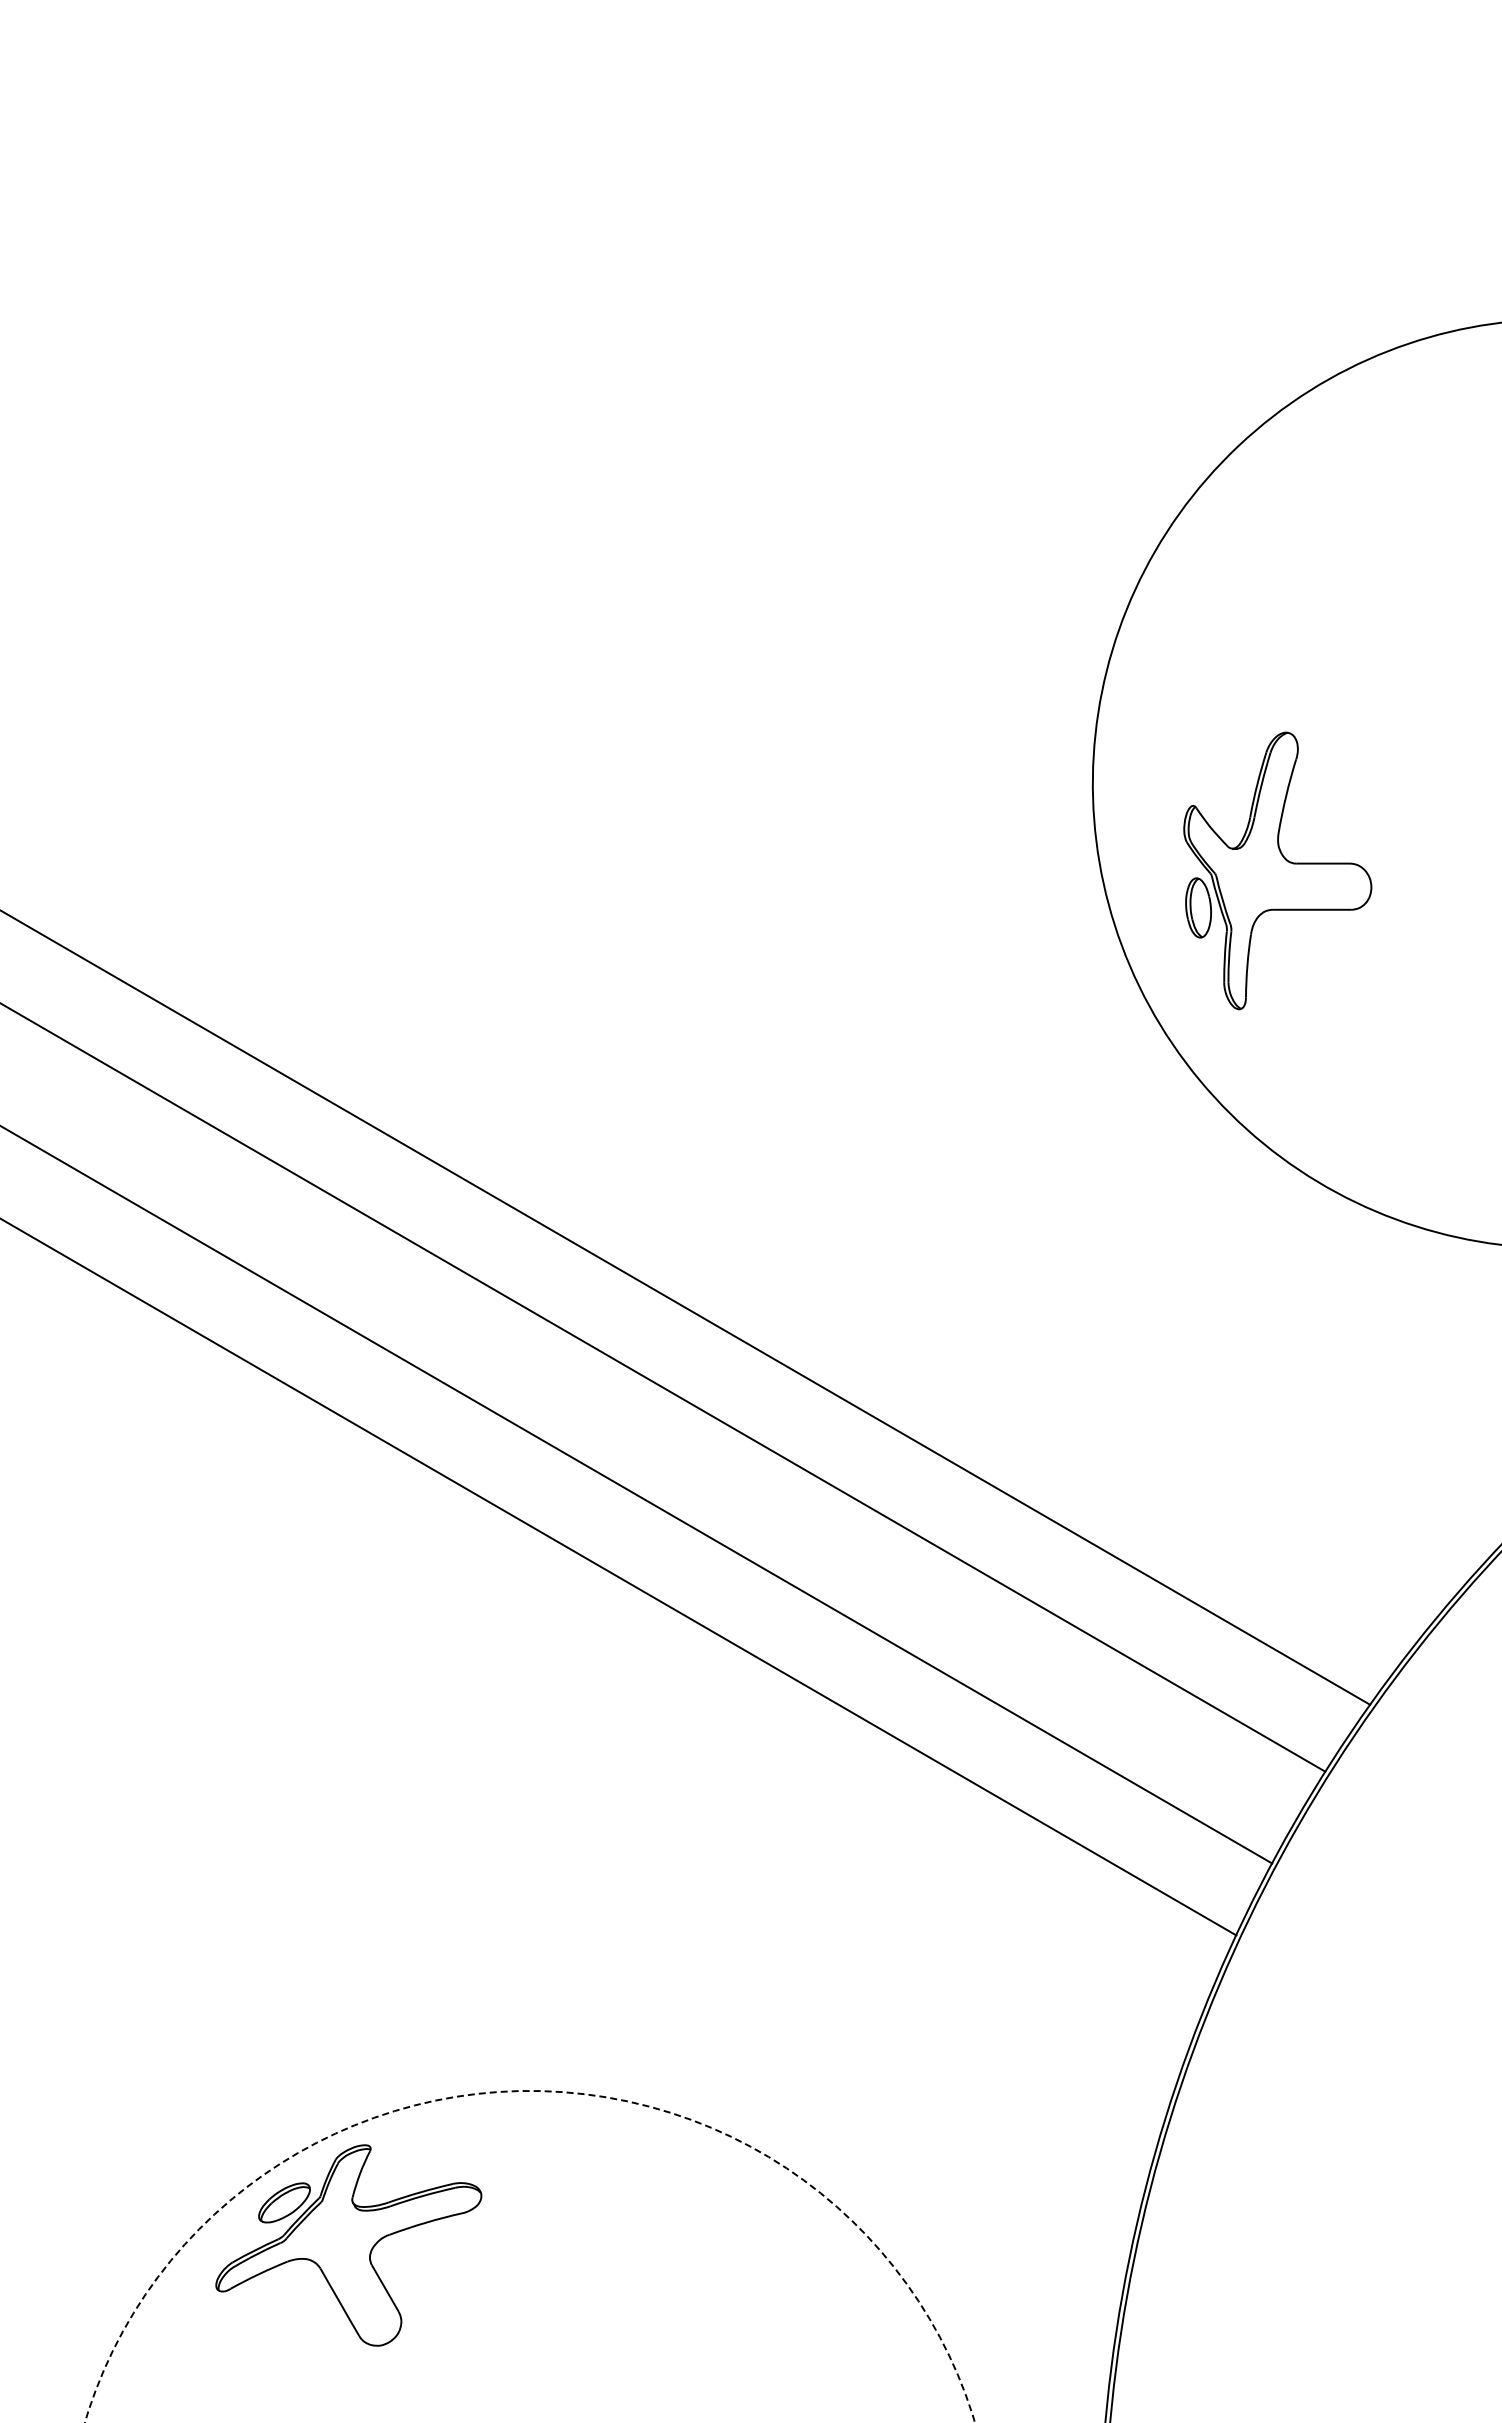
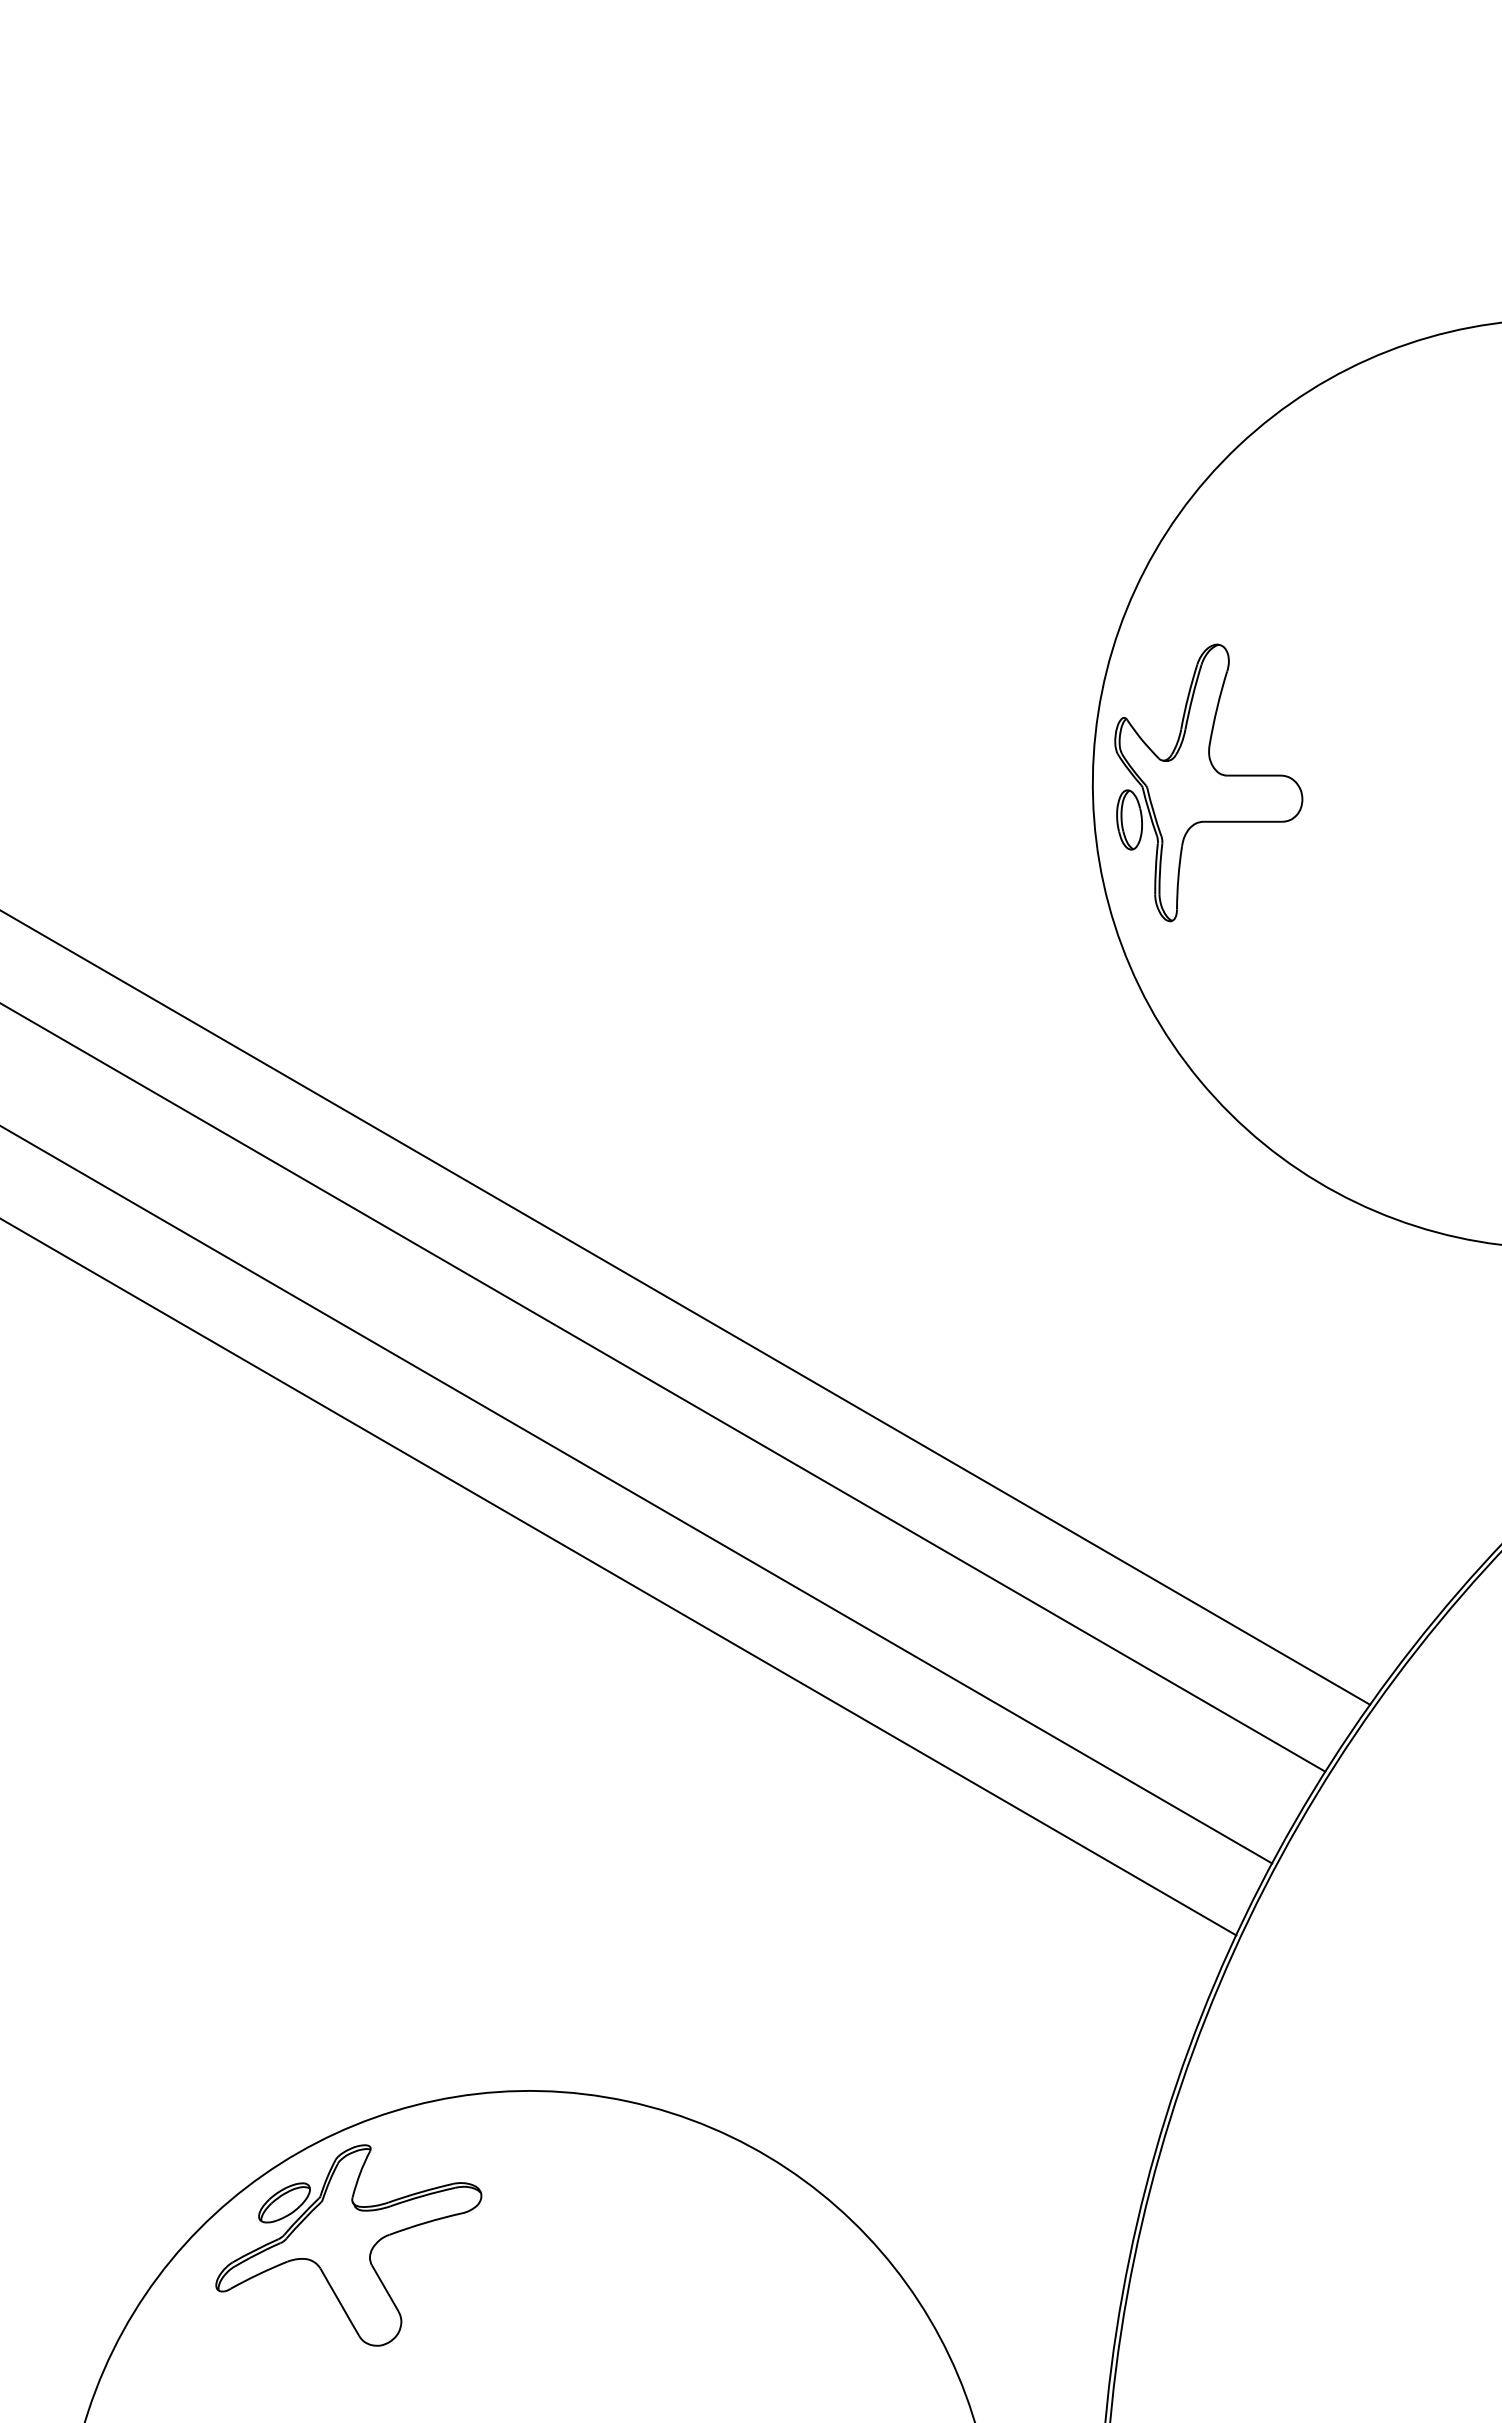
part position: (1277, 870) -> (1208, 782) (1208, 782)
arc: dashed -> solid (529, 2091)
